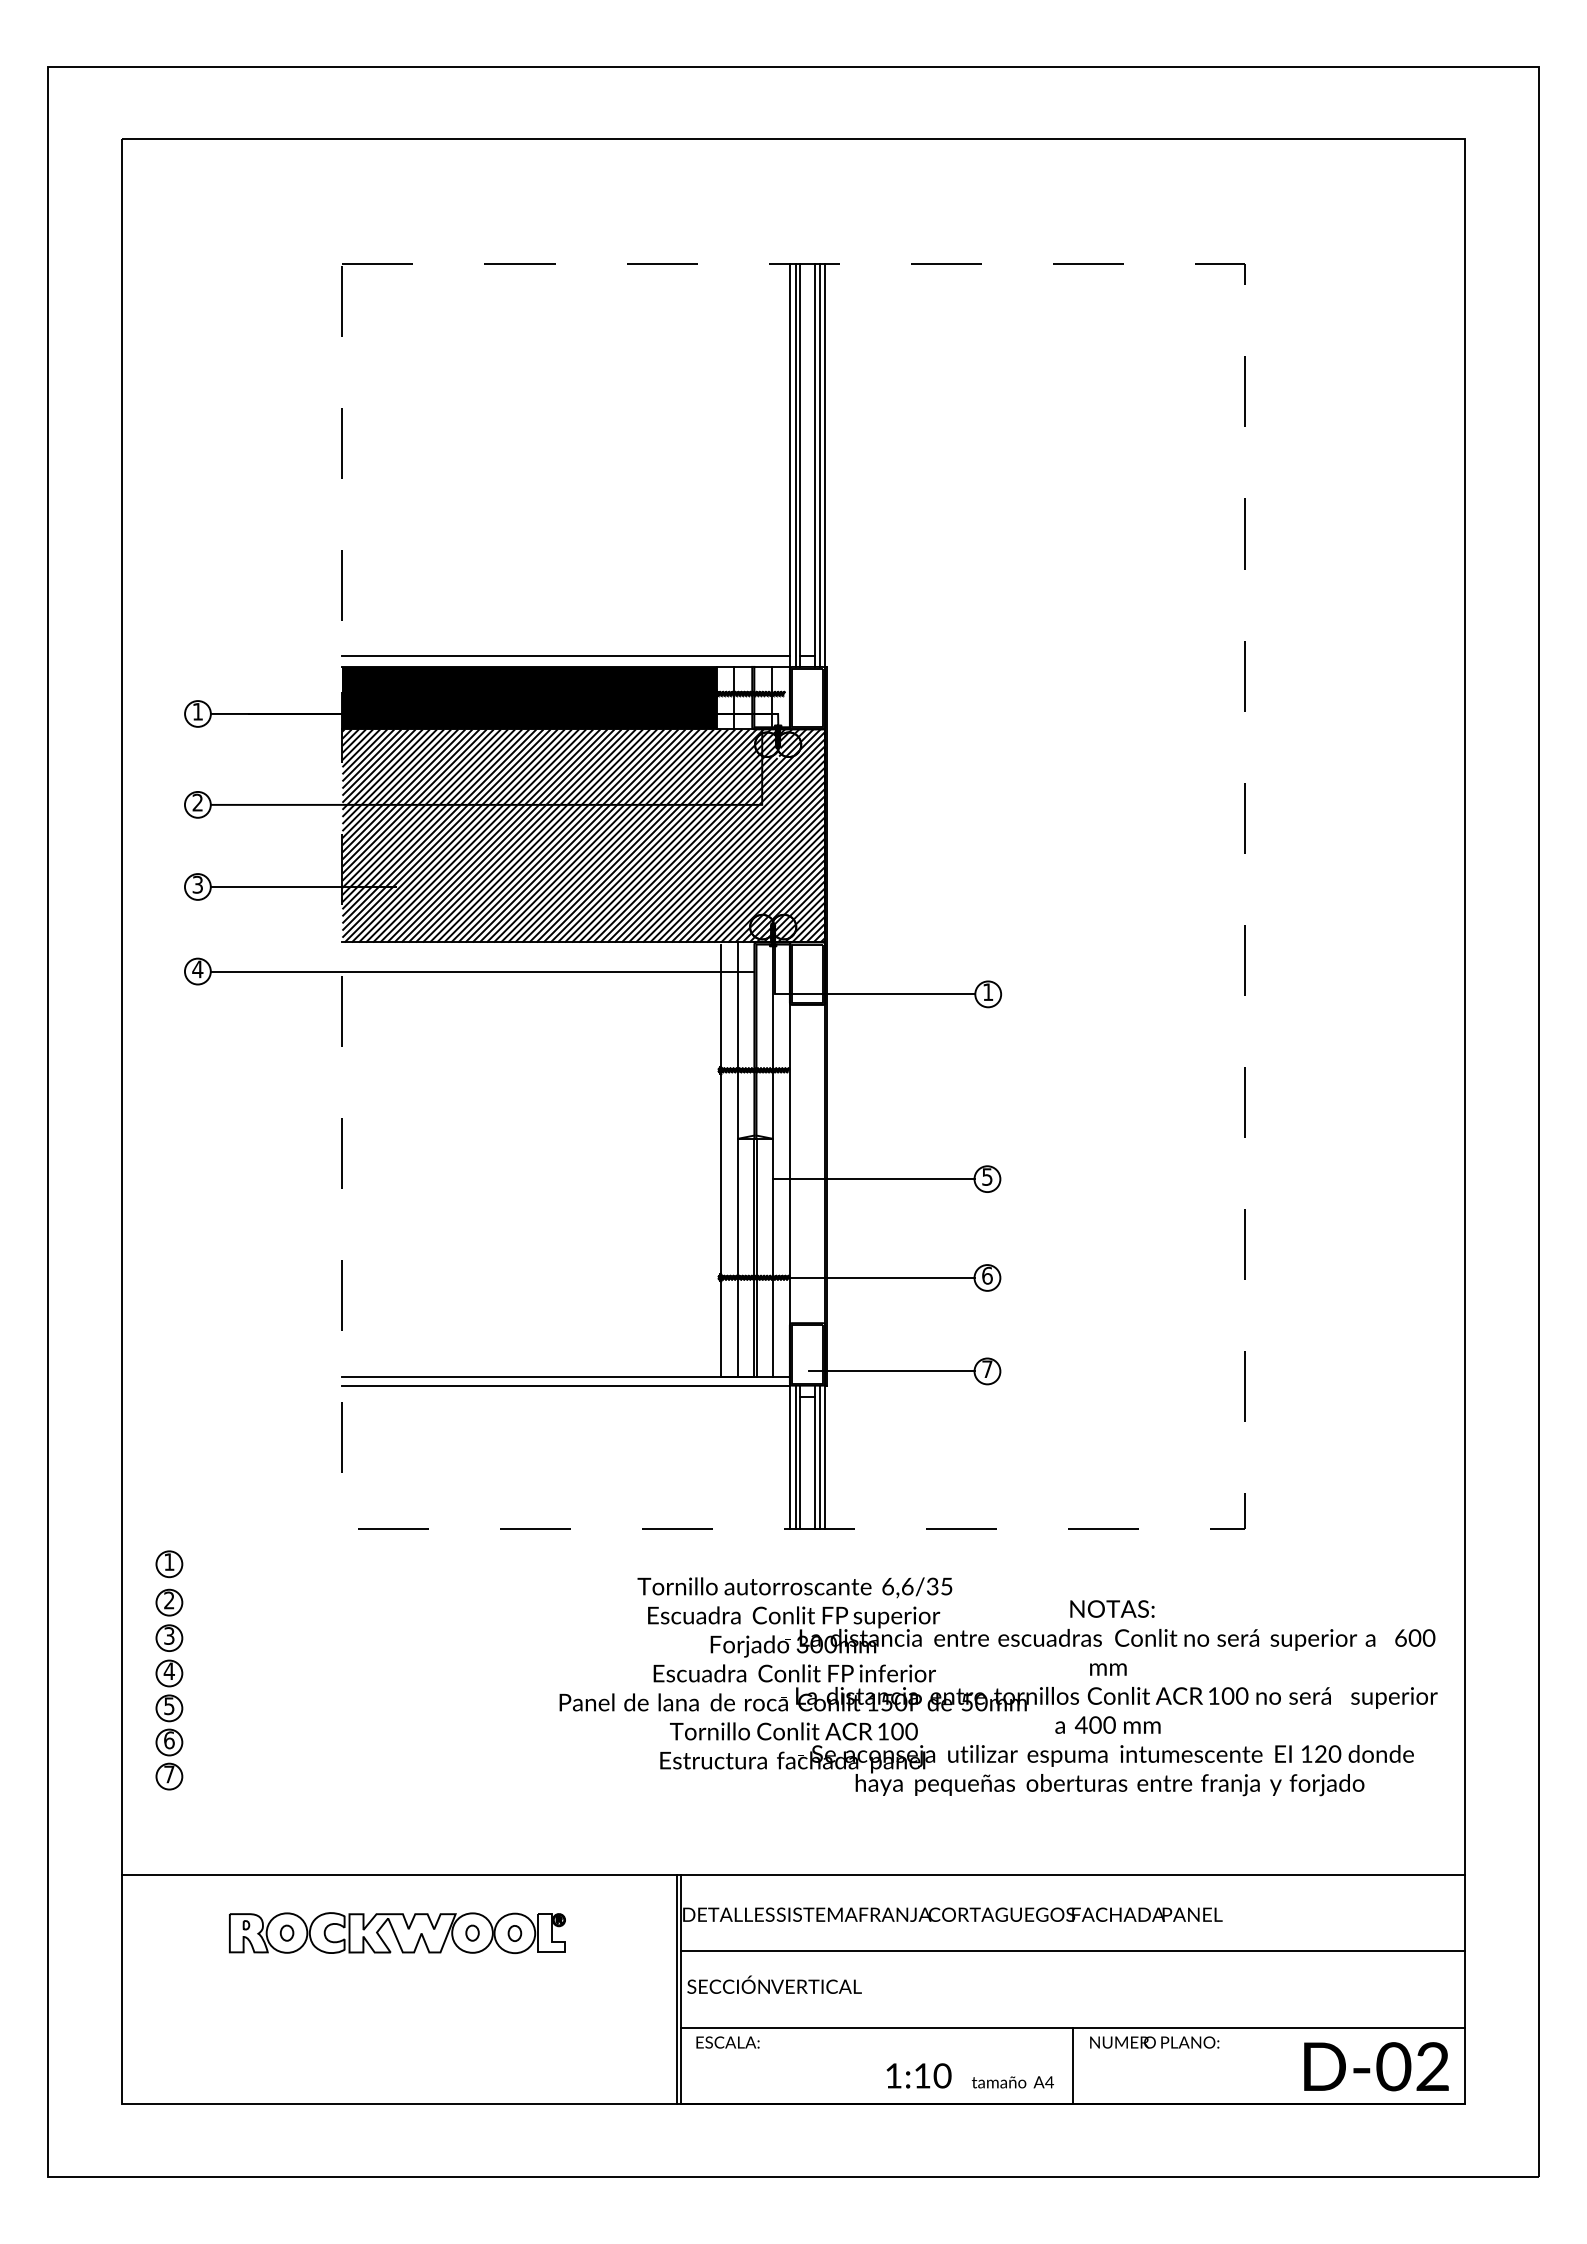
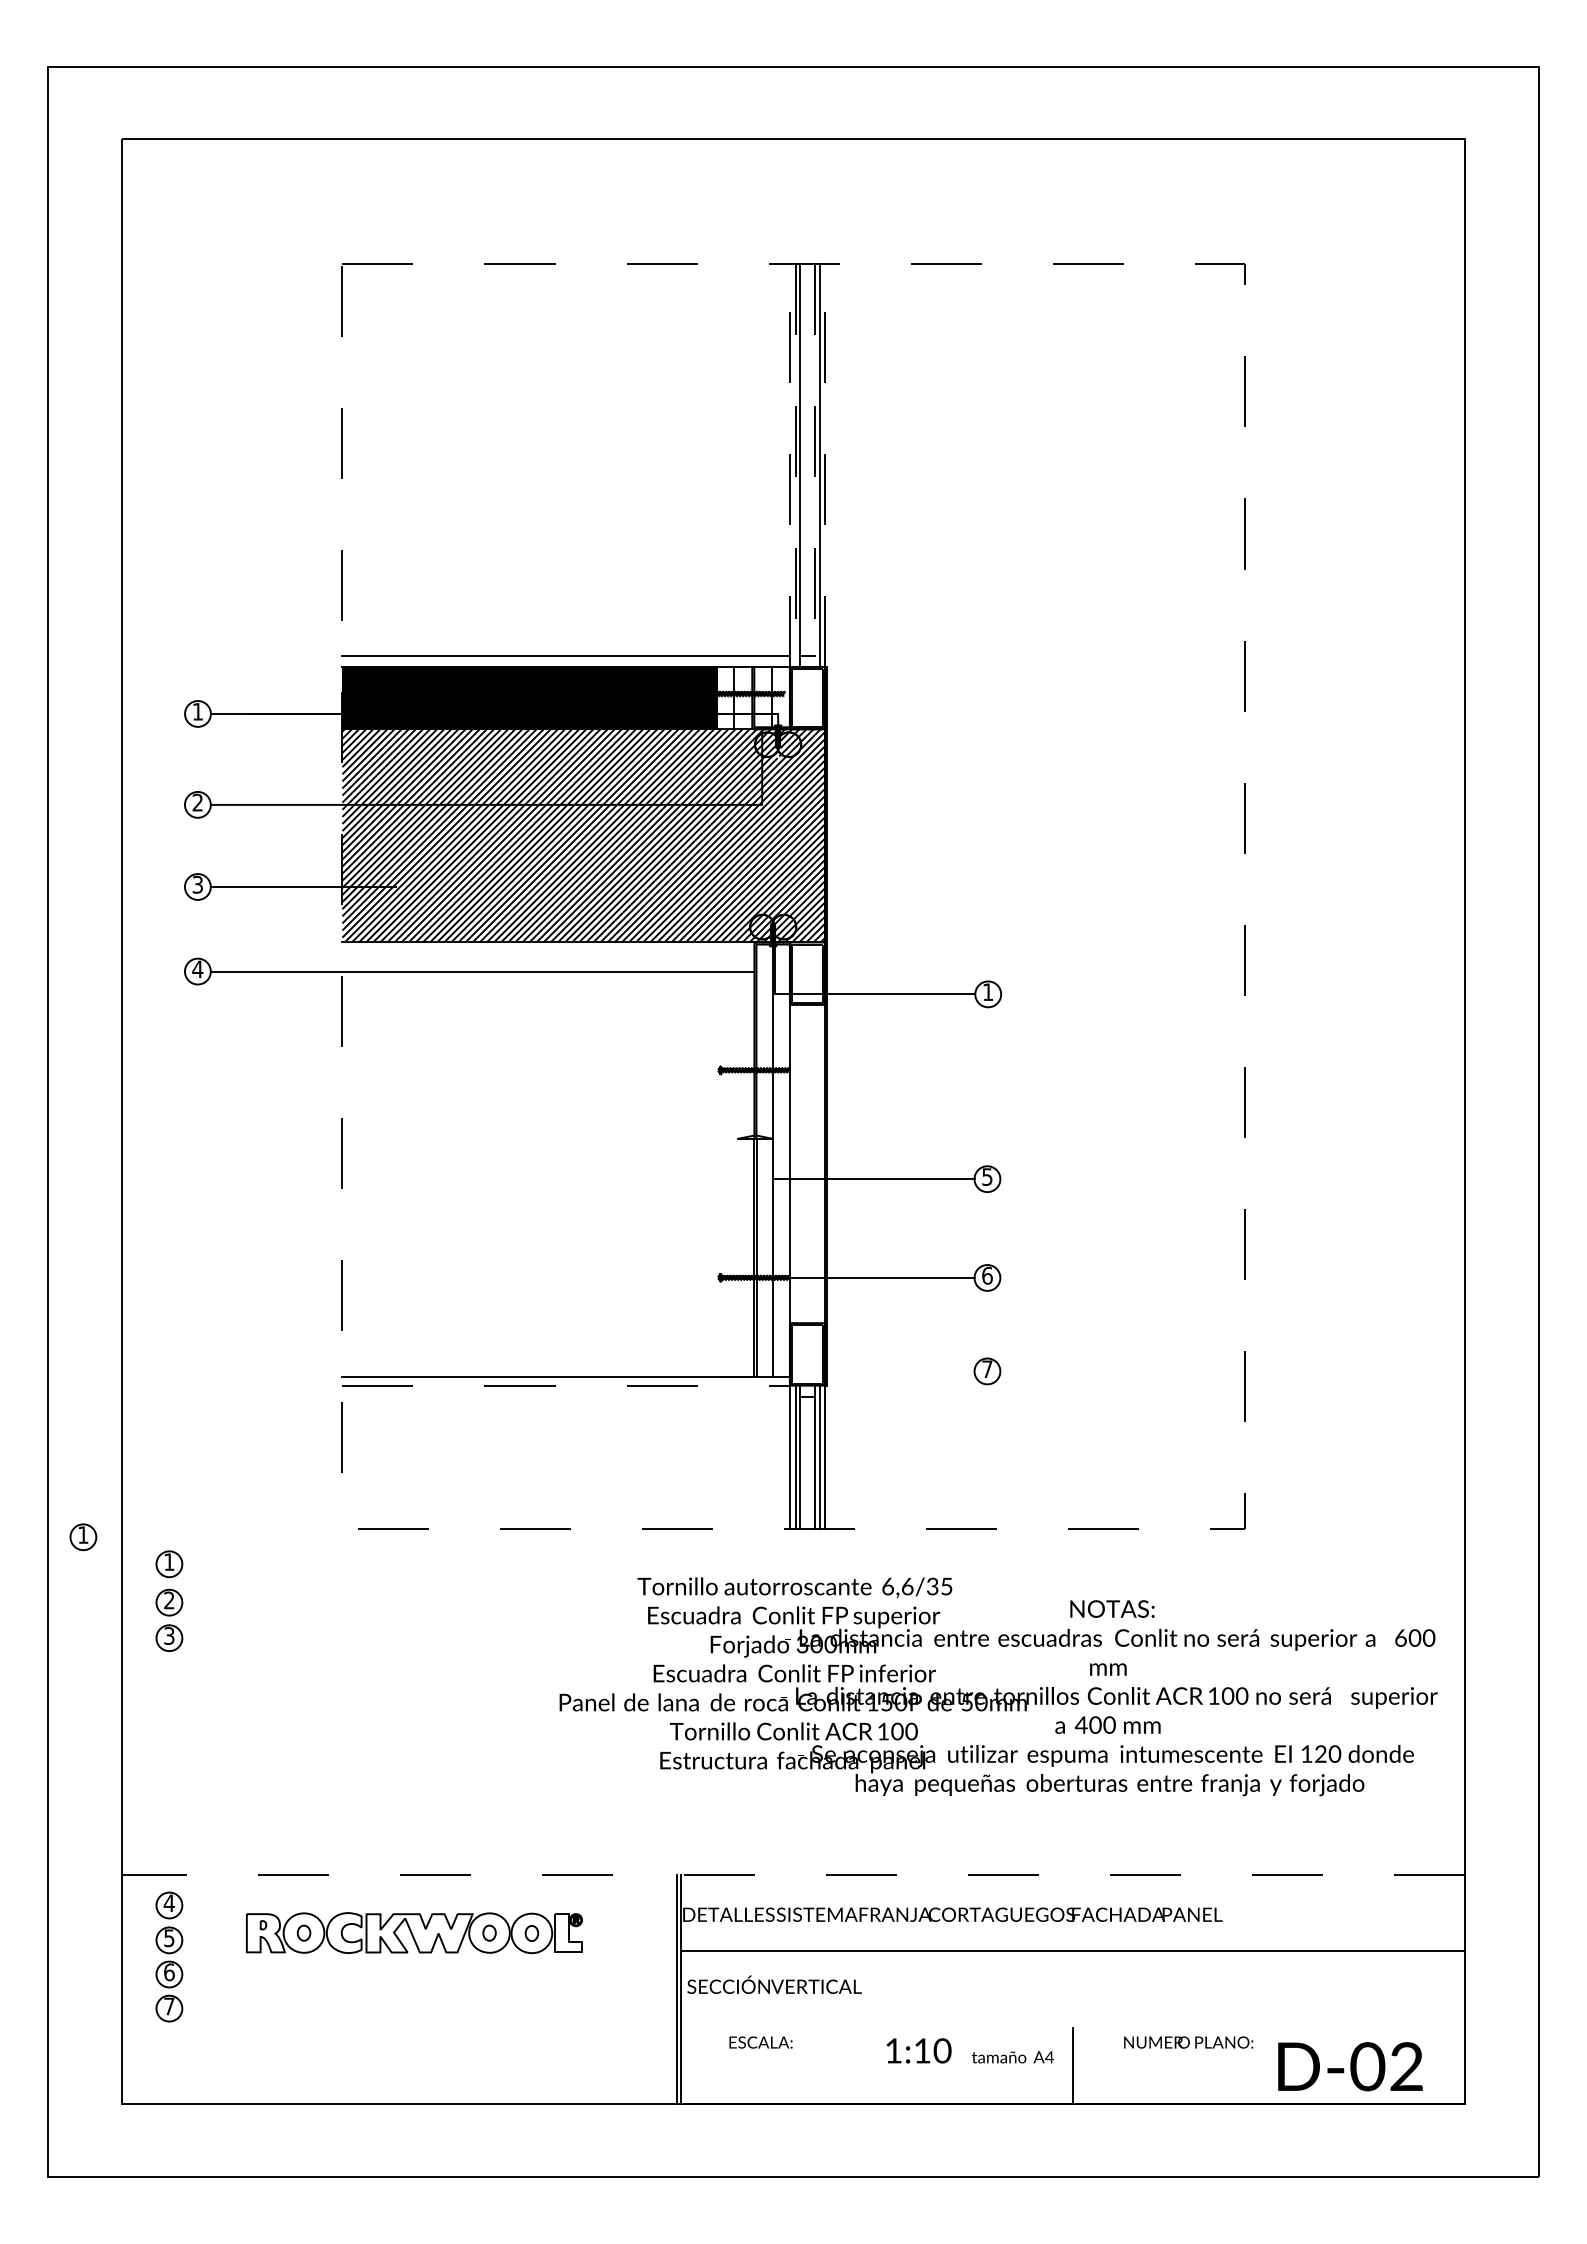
line: solid -> dashed (789, 465)
line: solid -> dashed (825, 465)
line: solid -> dashed (795, 466)
line: solid -> dashed (815, 466)
line: present -> none (737, 1159)
line: present -> none (720, 1160)
line: present -> none (891, 1371)
line: solid -> dashed (566, 1385)
part: none -> present (83, 1537)
part position: (169, 1724) -> (169, 1956) (169, 1956)
line: solid -> dashed (793, 1874)
part position: (397, 1932) -> (414, 1932) (414, 1932)
line: present -> none (1072, 2027)
text position: (727, 2042) -> (760, 2042) (760, 2042)
text position: (1154, 2042) -> (1188, 2042) (1188, 2042)
text position: (1376, 2066) -> (1350, 2066) (1350, 2066)
text position: (969, 2075) -> (969, 2050) (969, 2050)
